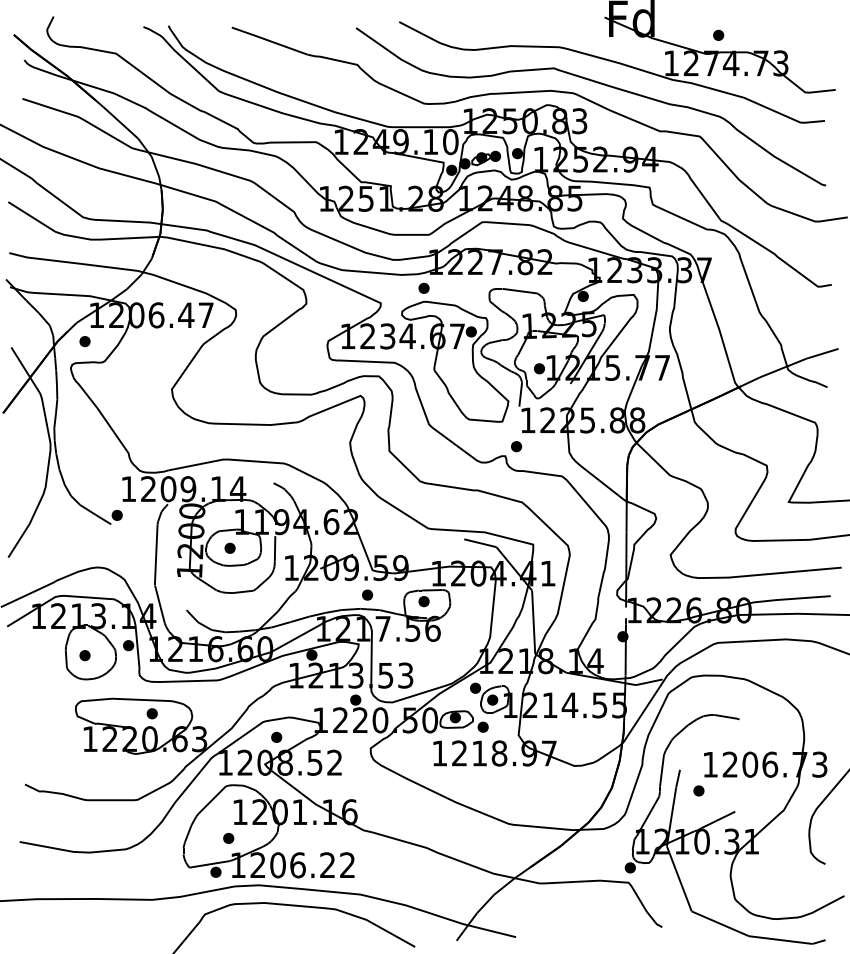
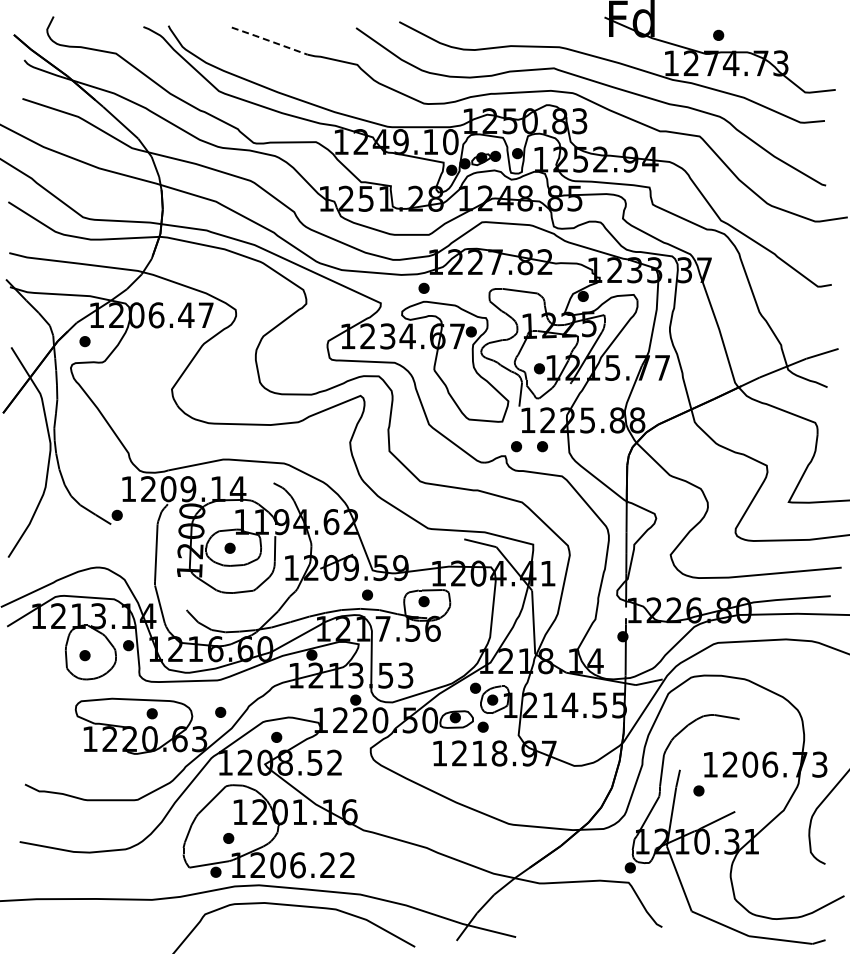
line: solid -> dashed (269, 40)
part: none -> present (542, 446)
part: none -> present (220, 711)
